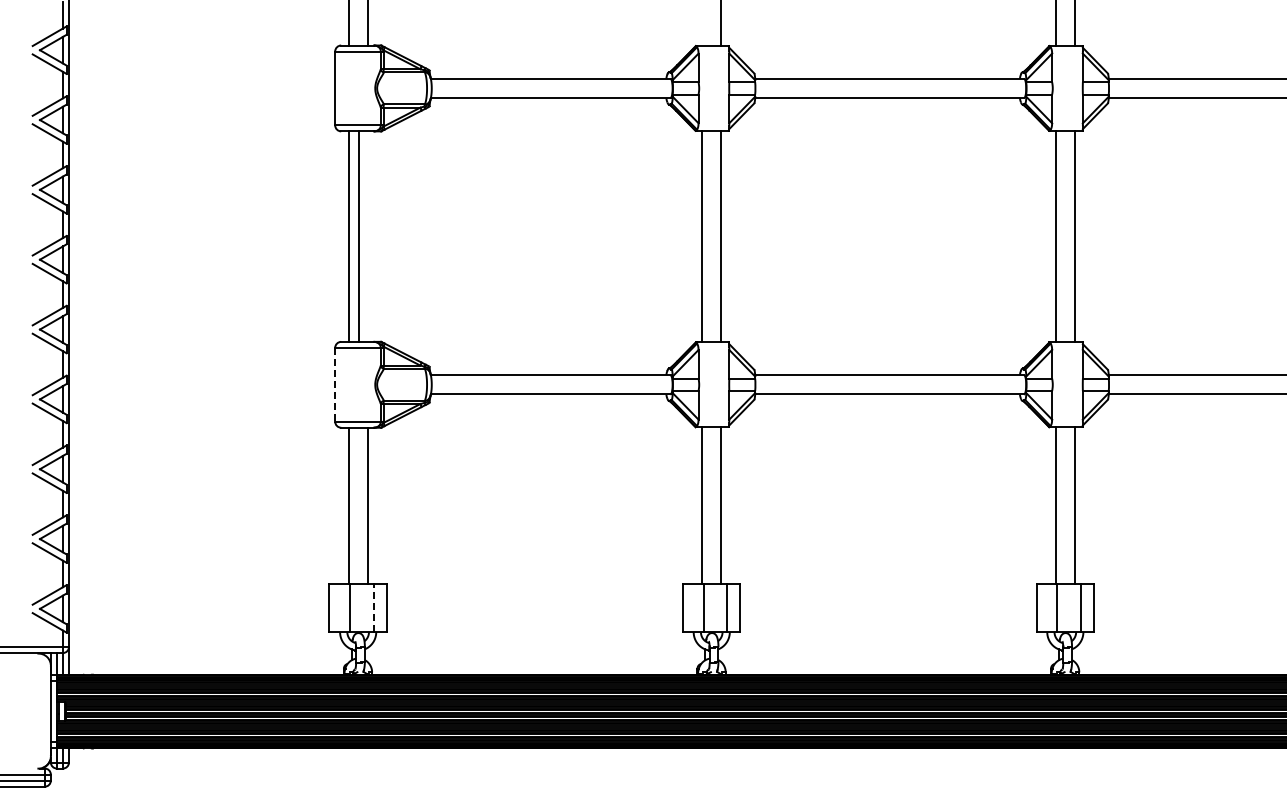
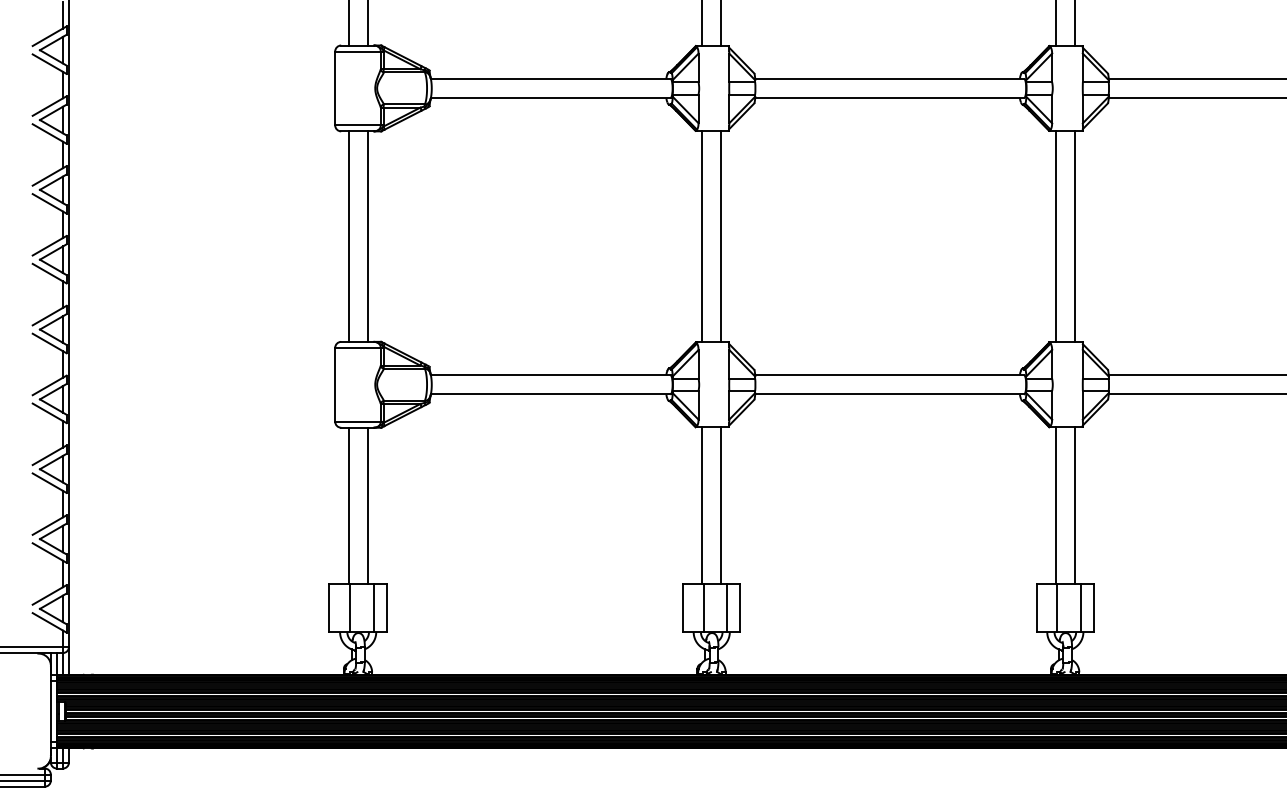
line: none -> present (702, 24)
line position: (358, 236) -> (367, 236) (367, 236)
line: dashed -> solid (335, 384)
line: dashed -> solid (373, 607)
